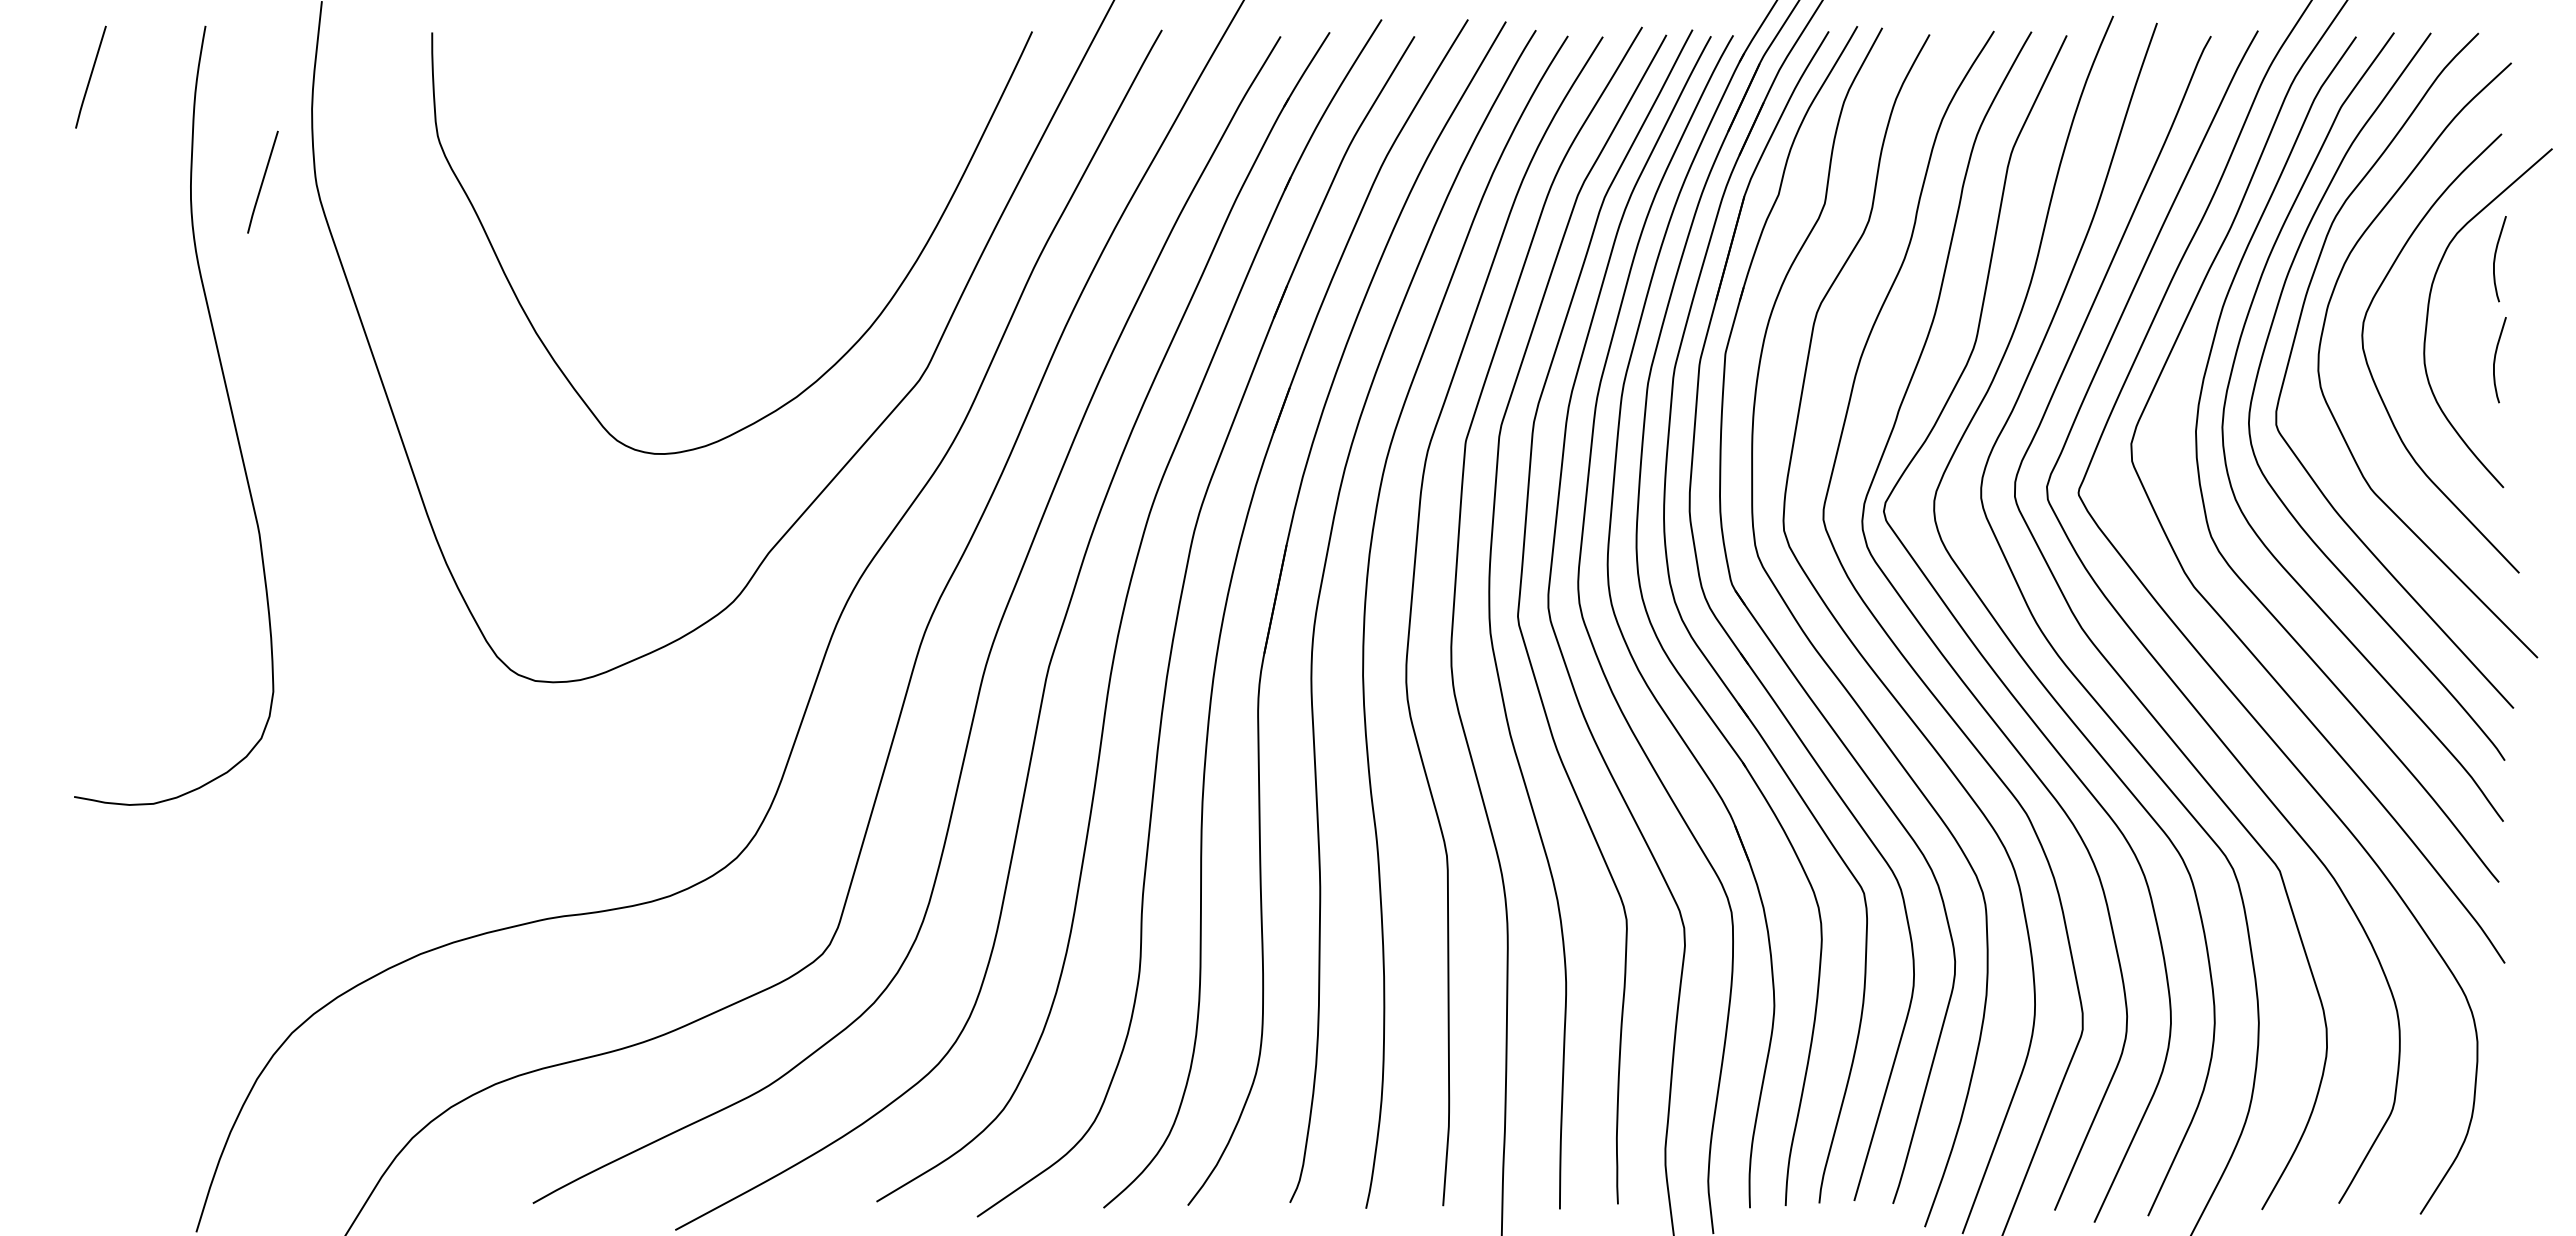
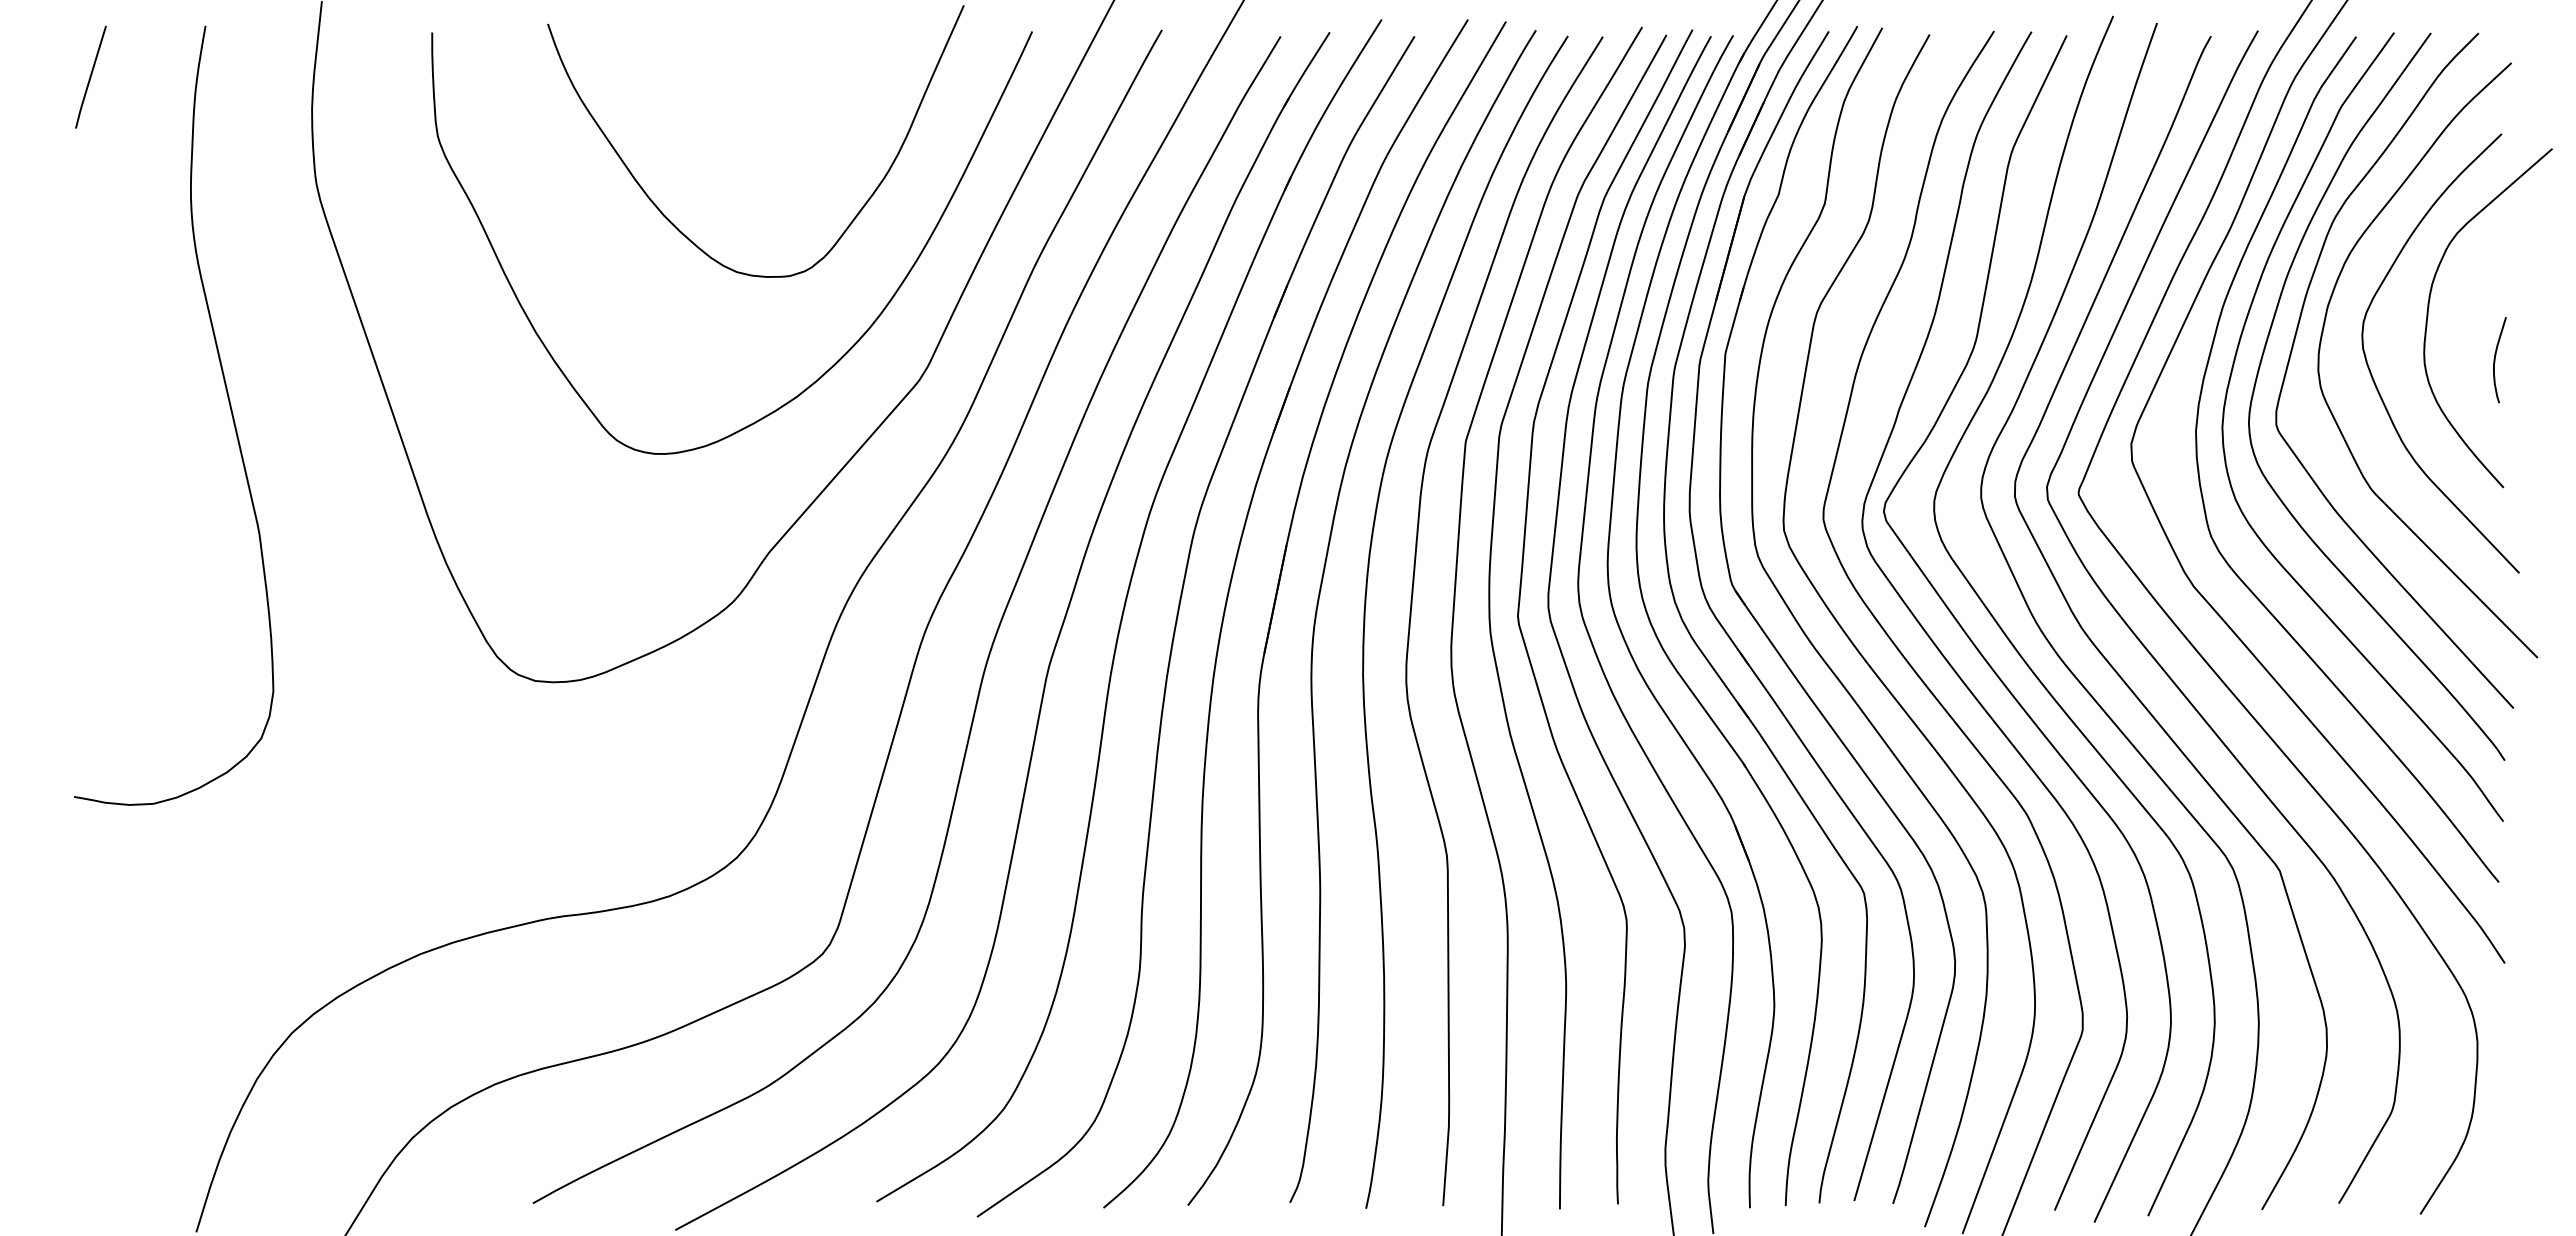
line: present -> none (262, 181)
curve: none -> present (673, 223)
curve: present -> none (2495, 259)
